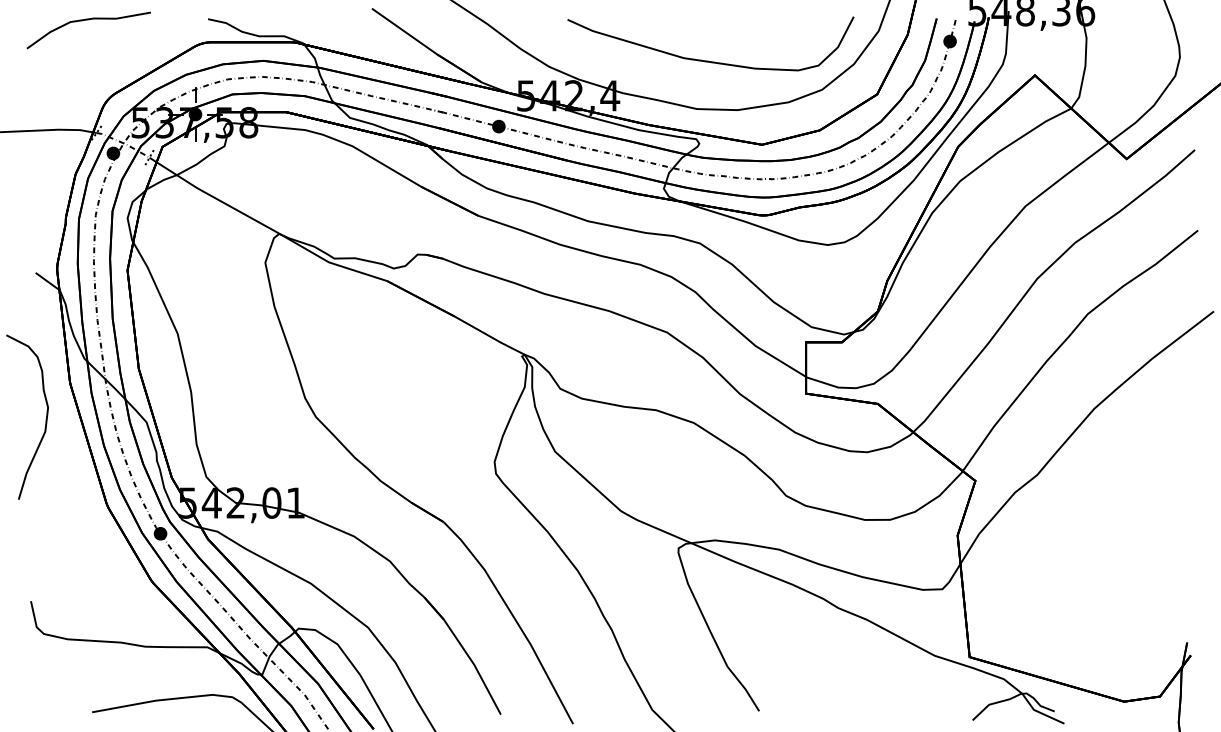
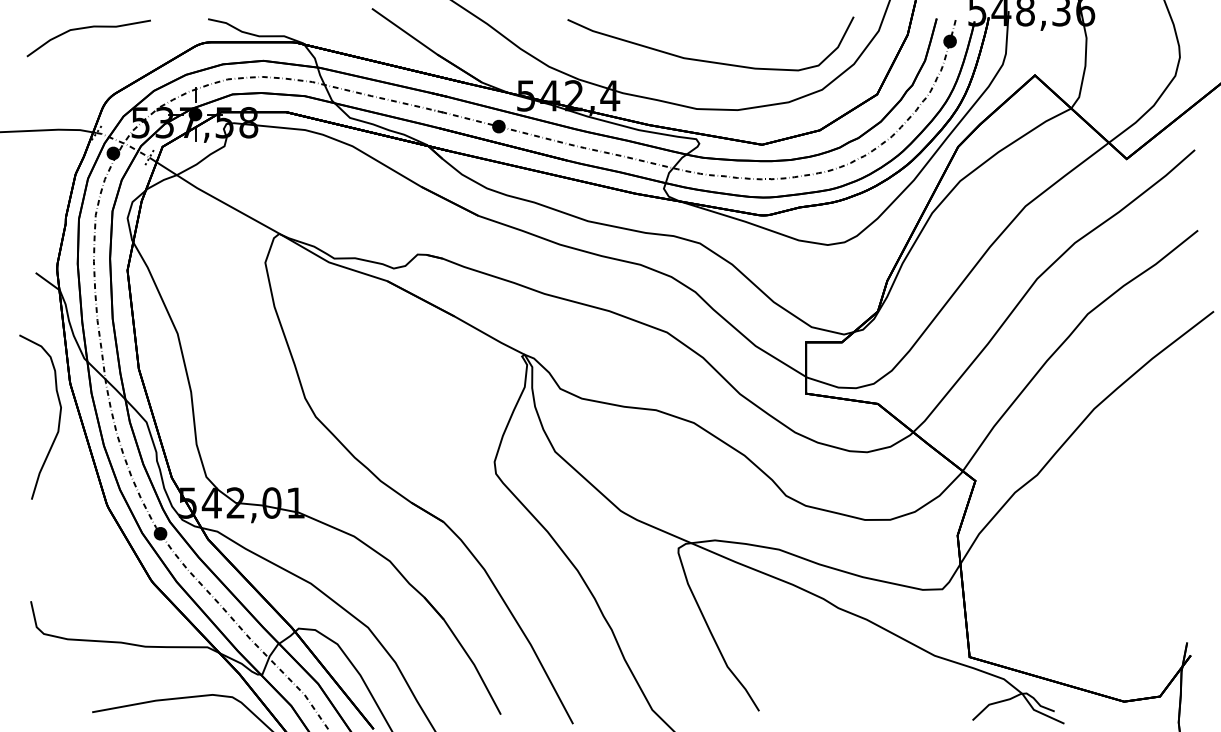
curve position: (88, 20) -> (88, 28) (88, 28)
curve position: (45, 419) -> (58, 419) (58, 419)
